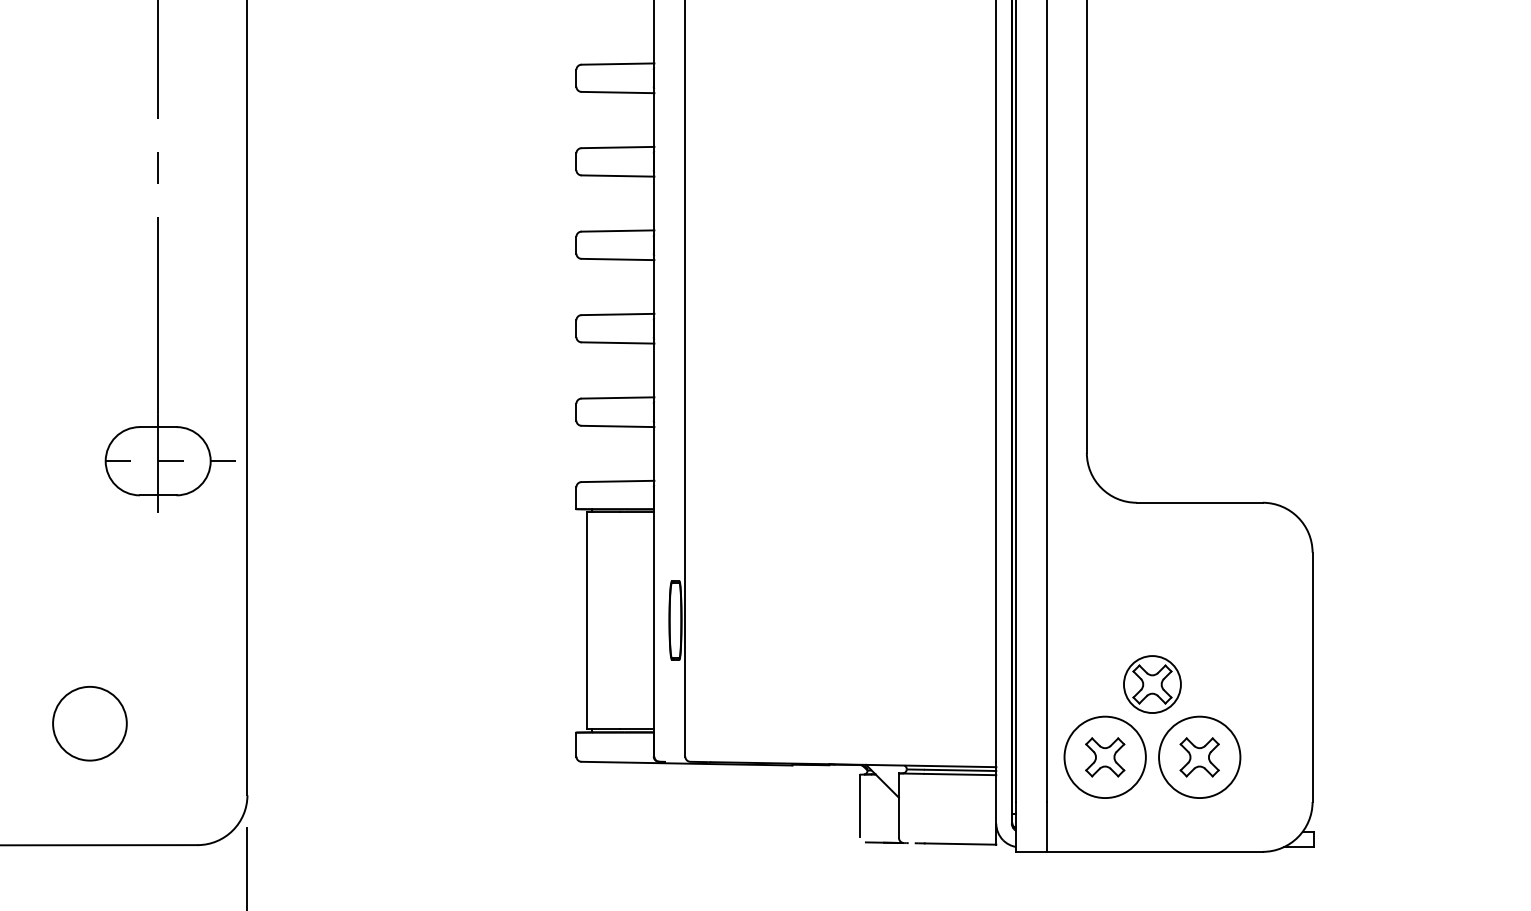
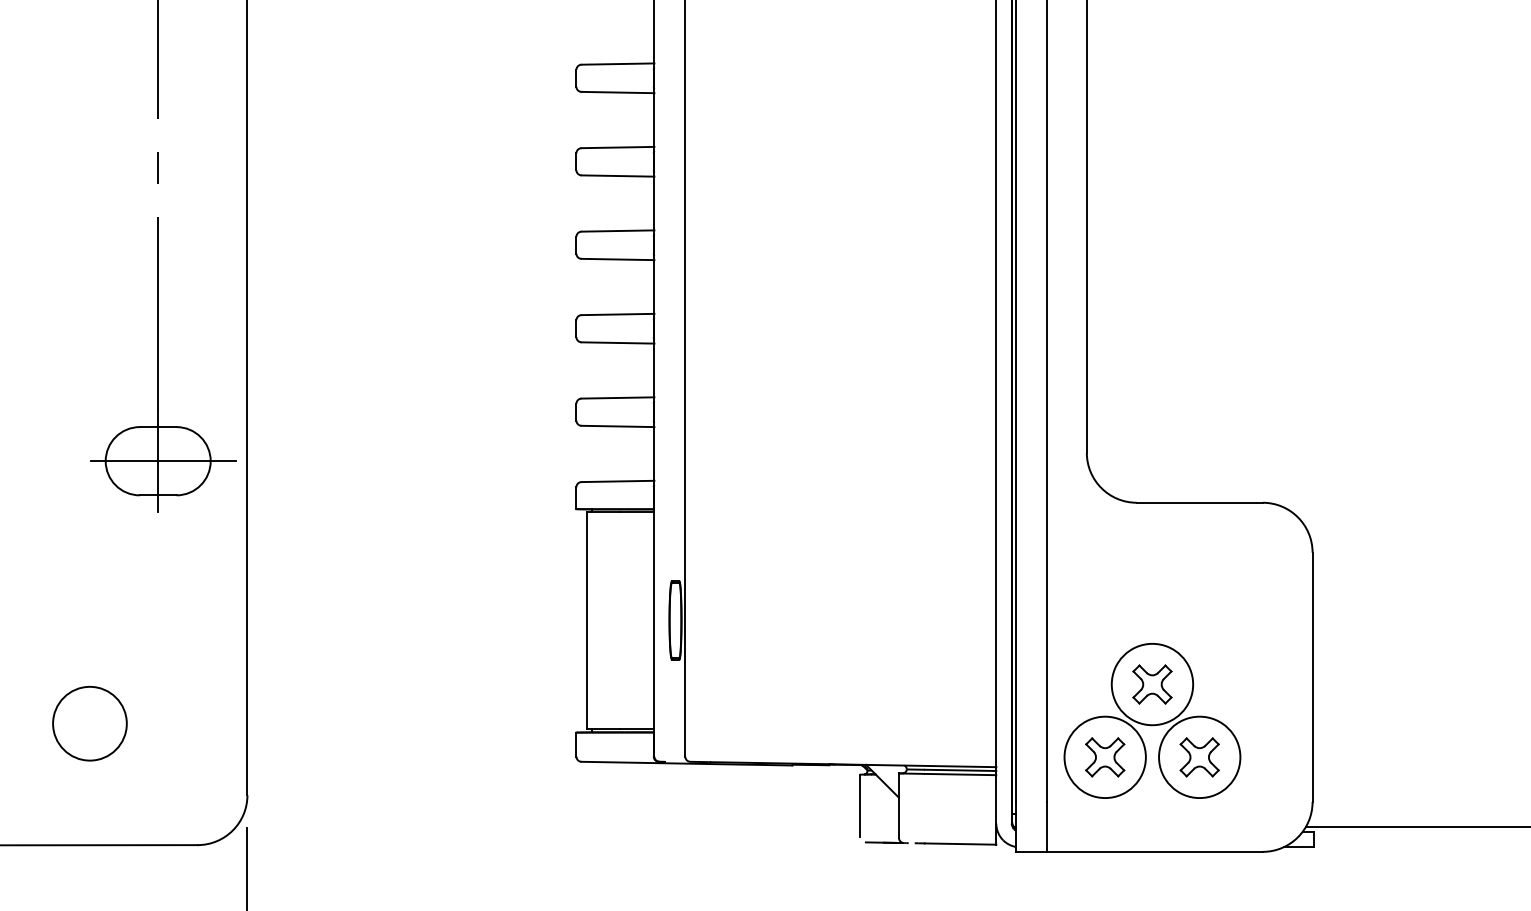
line: dashed -> solid (163, 461)
circle diameter: 57 px -> 81 px (1152, 684)
line: none -> present (1416, 826)
